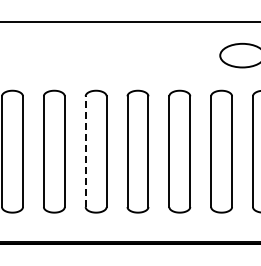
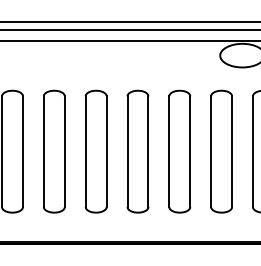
line: none -> present (129, 30)
line: none -> present (129, 40)
line: dashed -> solid (85, 151)
